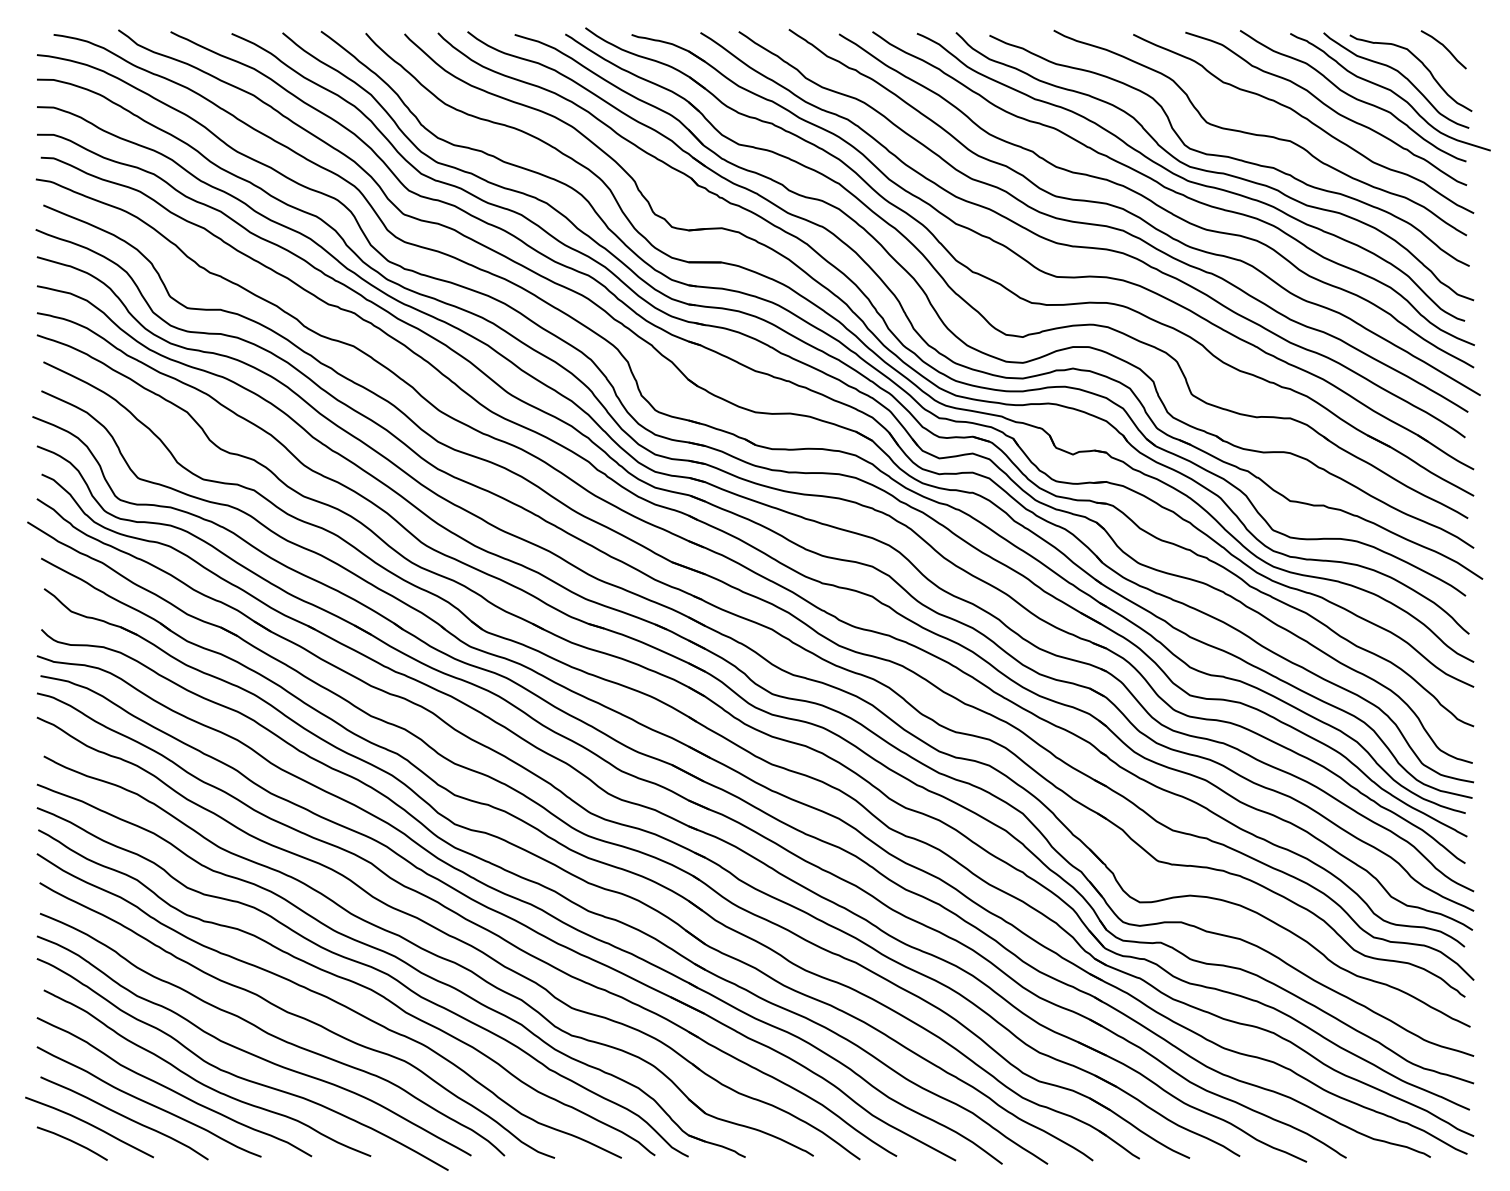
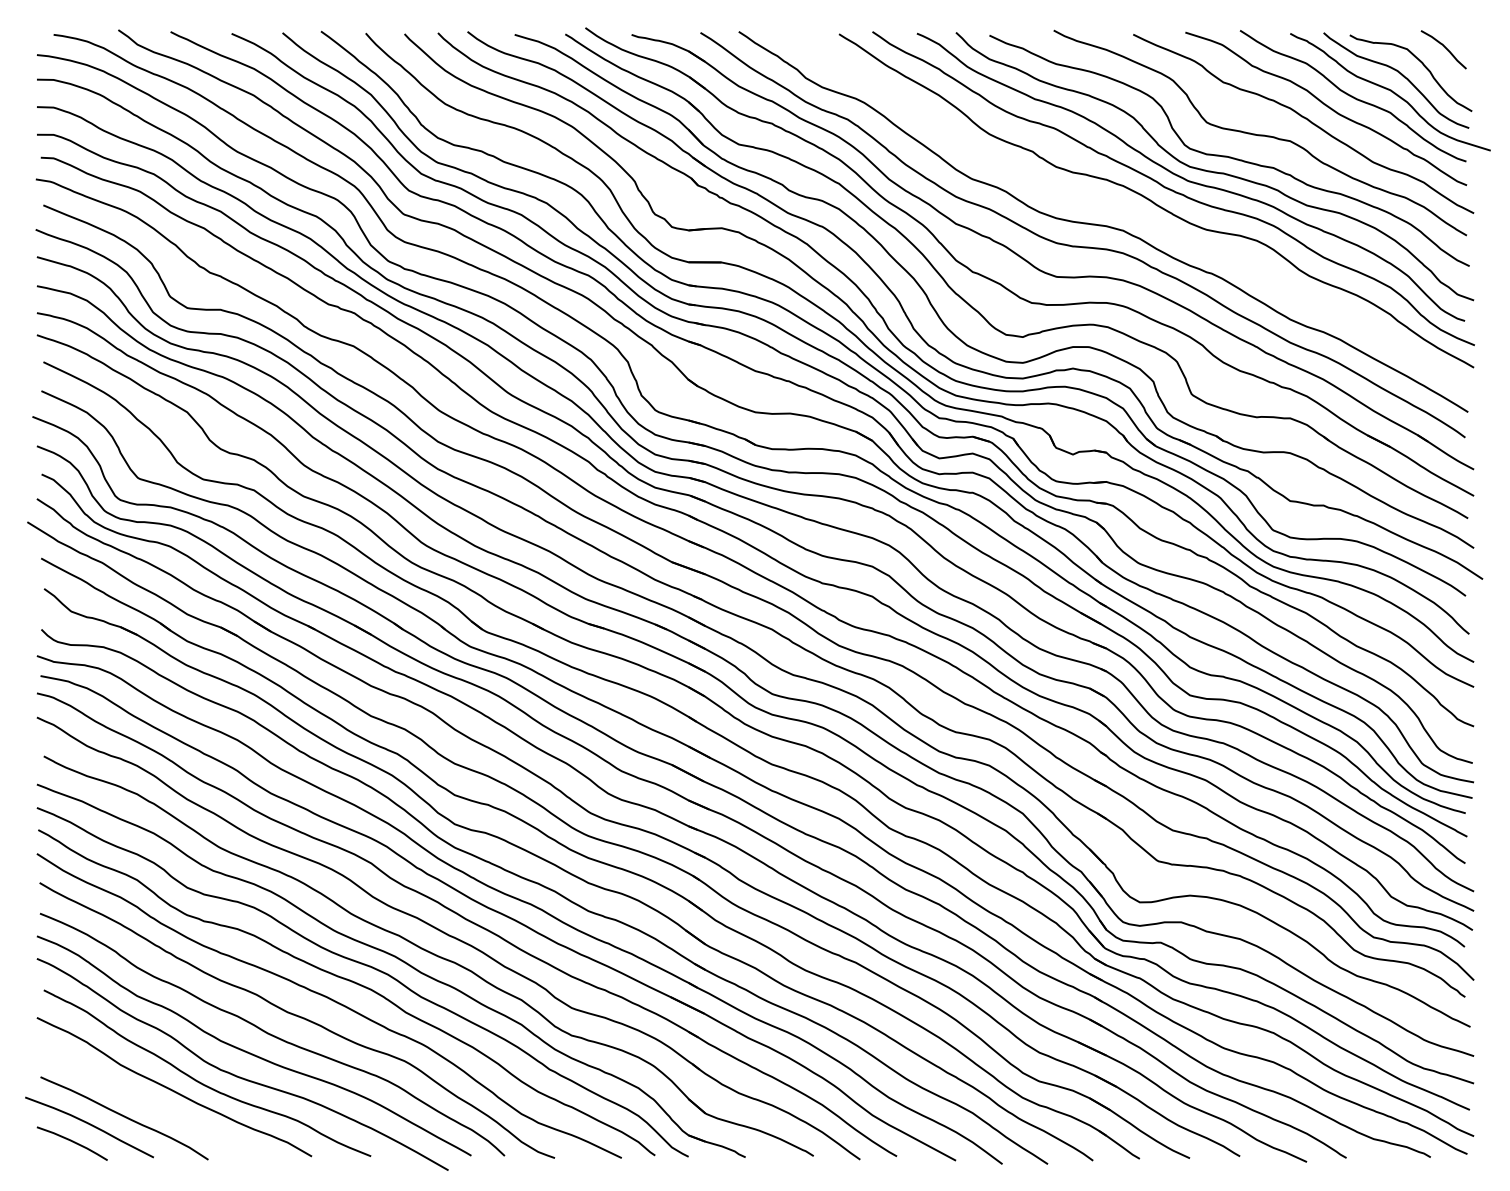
curve: present -> none (1133, 213)
curve: present -> none (147, 1101)
